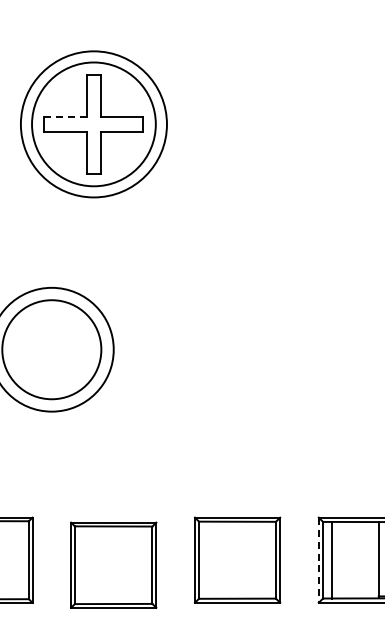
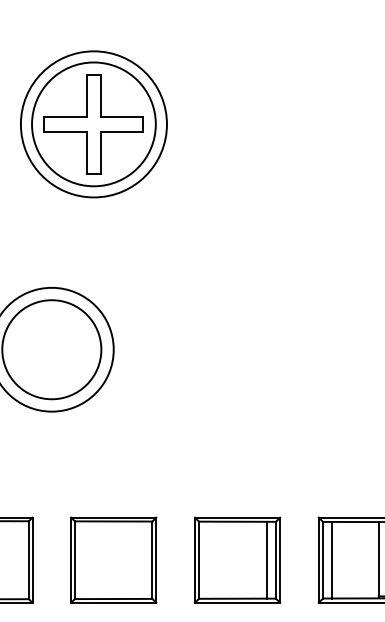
line: dashed -> solid (64, 116)
line: none -> present (267, 559)
line: dashed -> solid (318, 560)
part position: (113, 564) -> (113, 559) (113, 559)
